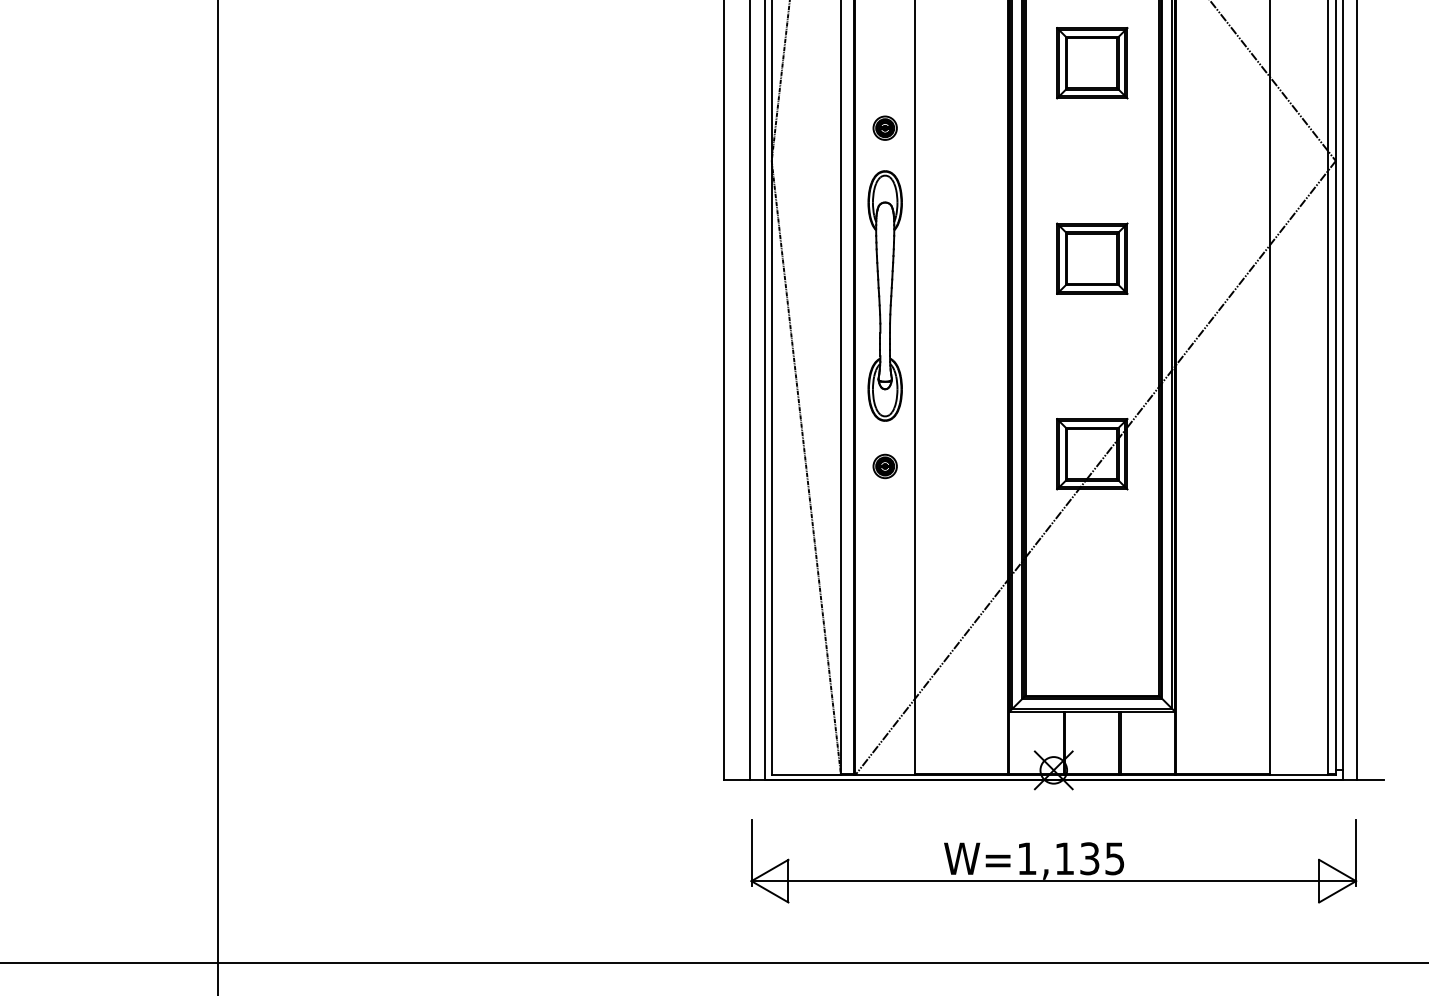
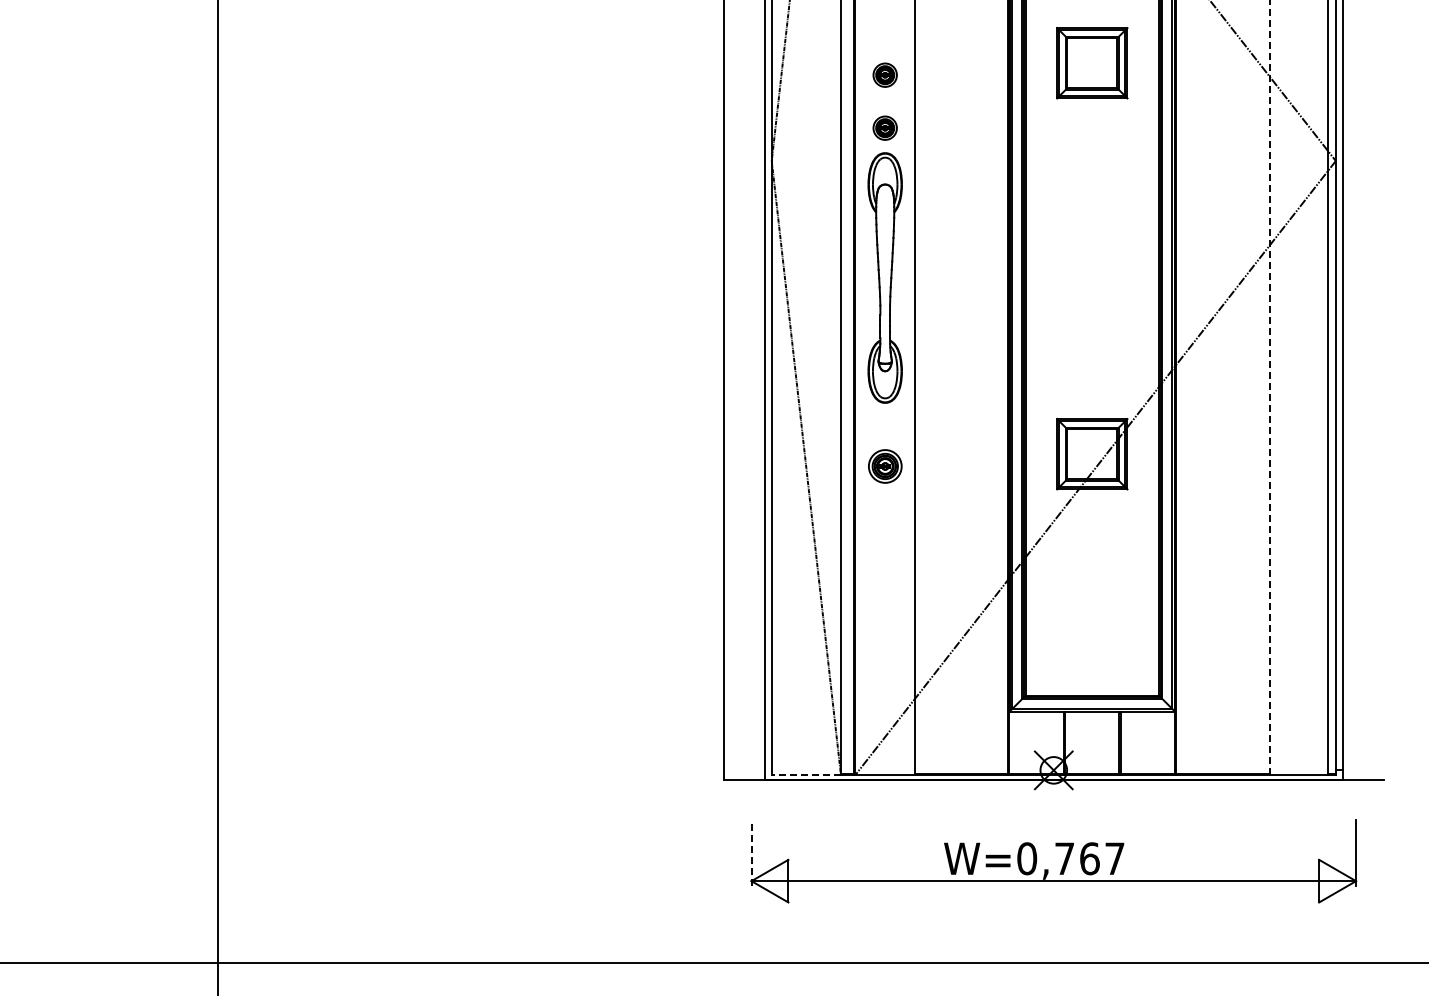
part: none -> present (884, 74)
part: present -> none (1092, 258)
part position: (884, 295) -> (884, 277) (884, 277)
line: solid -> dashed (1269, 388)
line: present -> none (750, 390)
line: present -> none (1357, 390)
part size: 26x27 px -> 35x35 px (885, 466)
line: solid -> dashed (806, 775)
line: solid -> dashed (751, 852)
text: W=1,135 -> W=0,767 (1070, 858)
